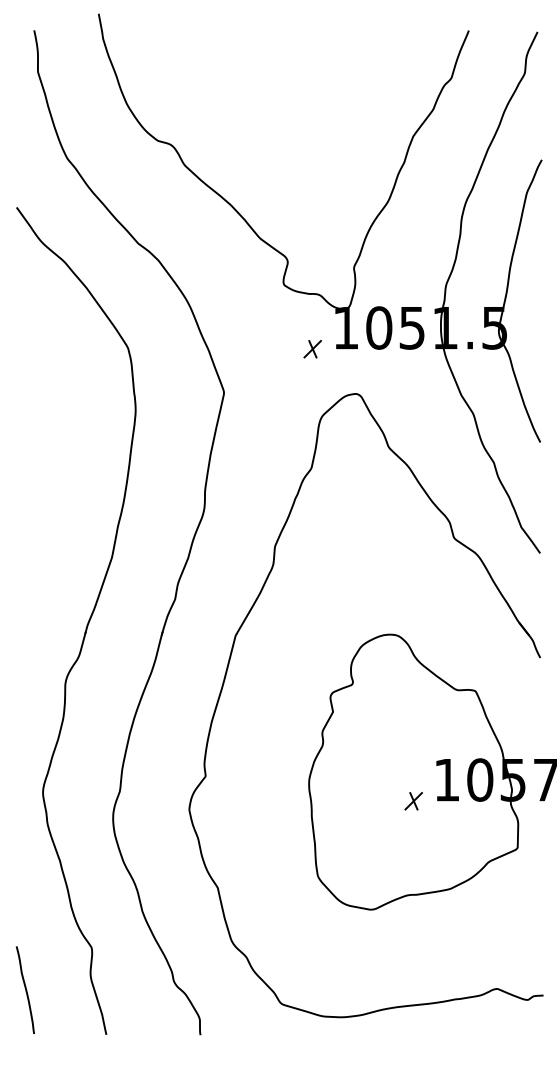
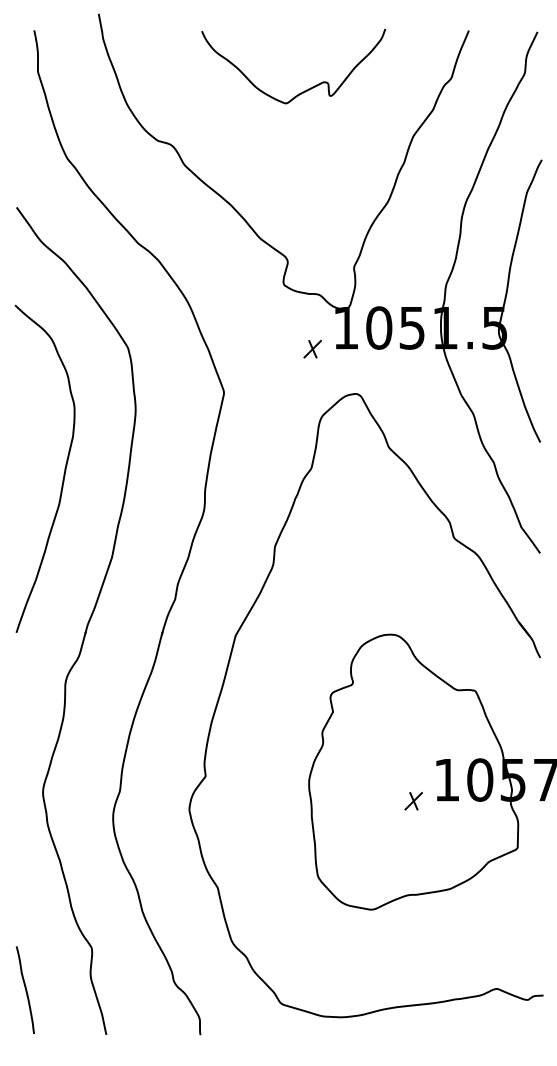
curve: none -> present (304, 90)
curve: none -> present (63, 473)
